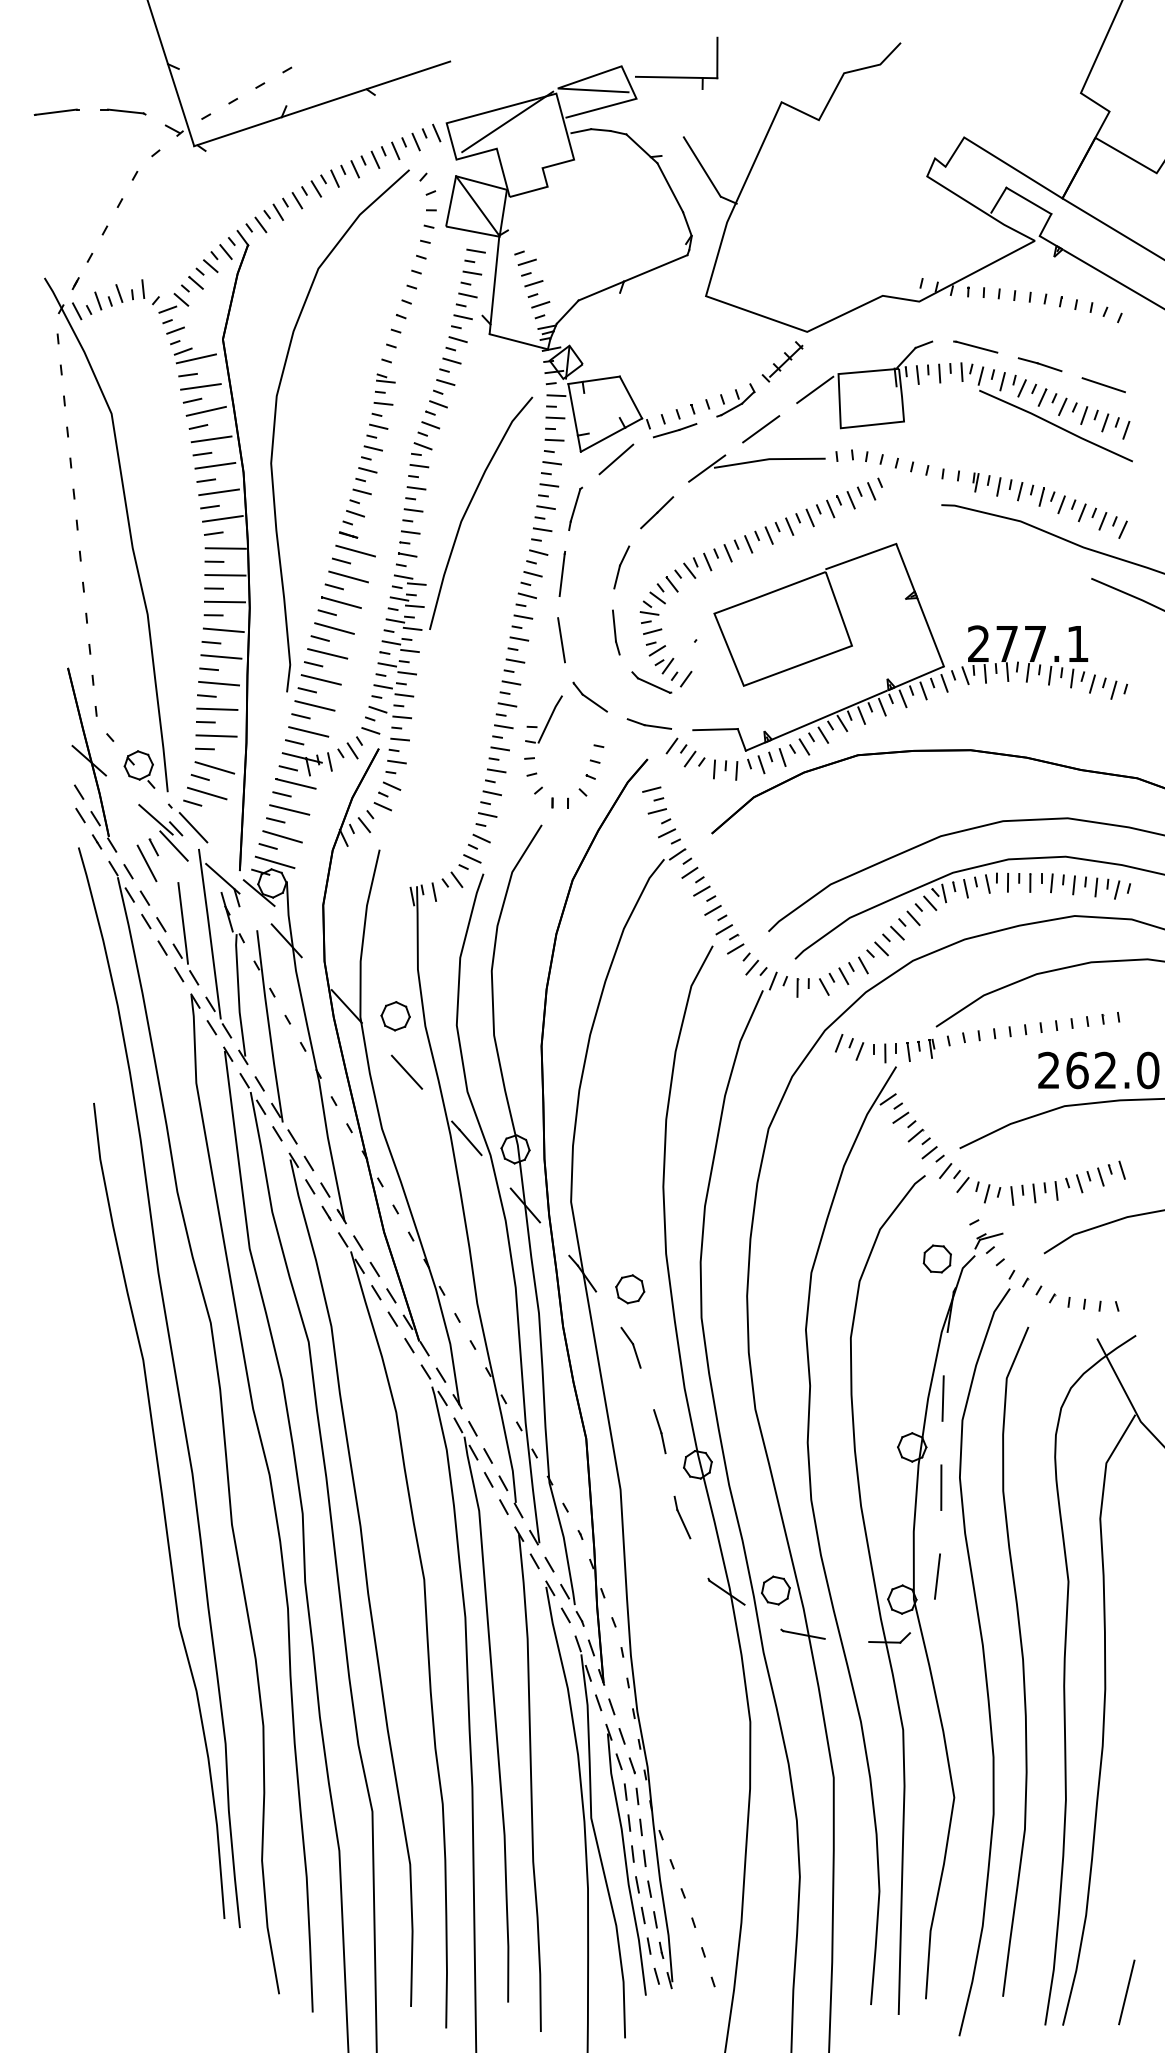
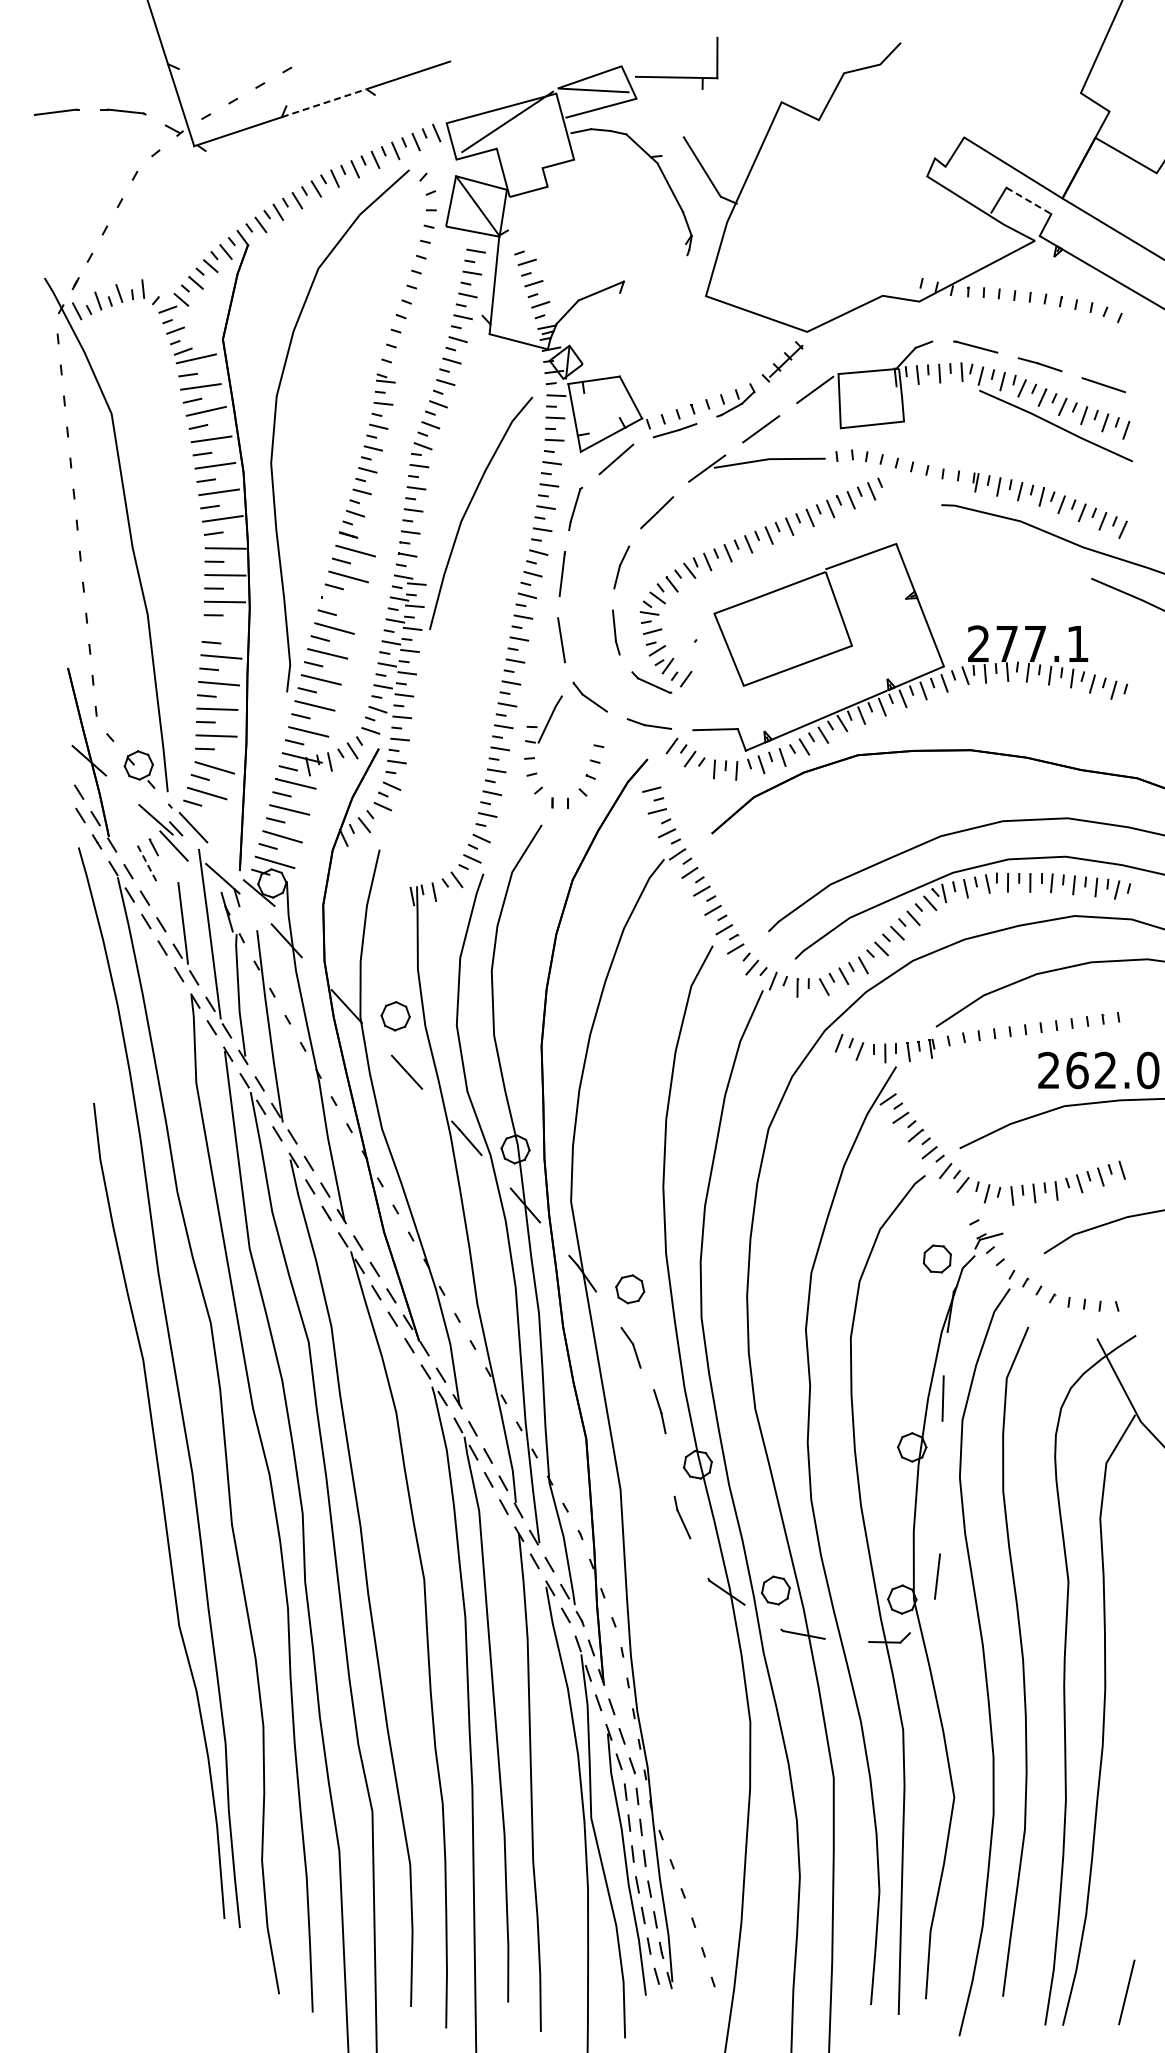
line: solid -> dashed (324, 103)
line: solid -> dashed (1029, 201)
line: present -> none (655, 268)
line: present -> none (341, 602)
line: present -> none (223, 630)
line: solid -> dashed (147, 863)
part position: (659, 1431) -> (659, 1411) (659, 1411)
line: present -> none (941, 1487)
